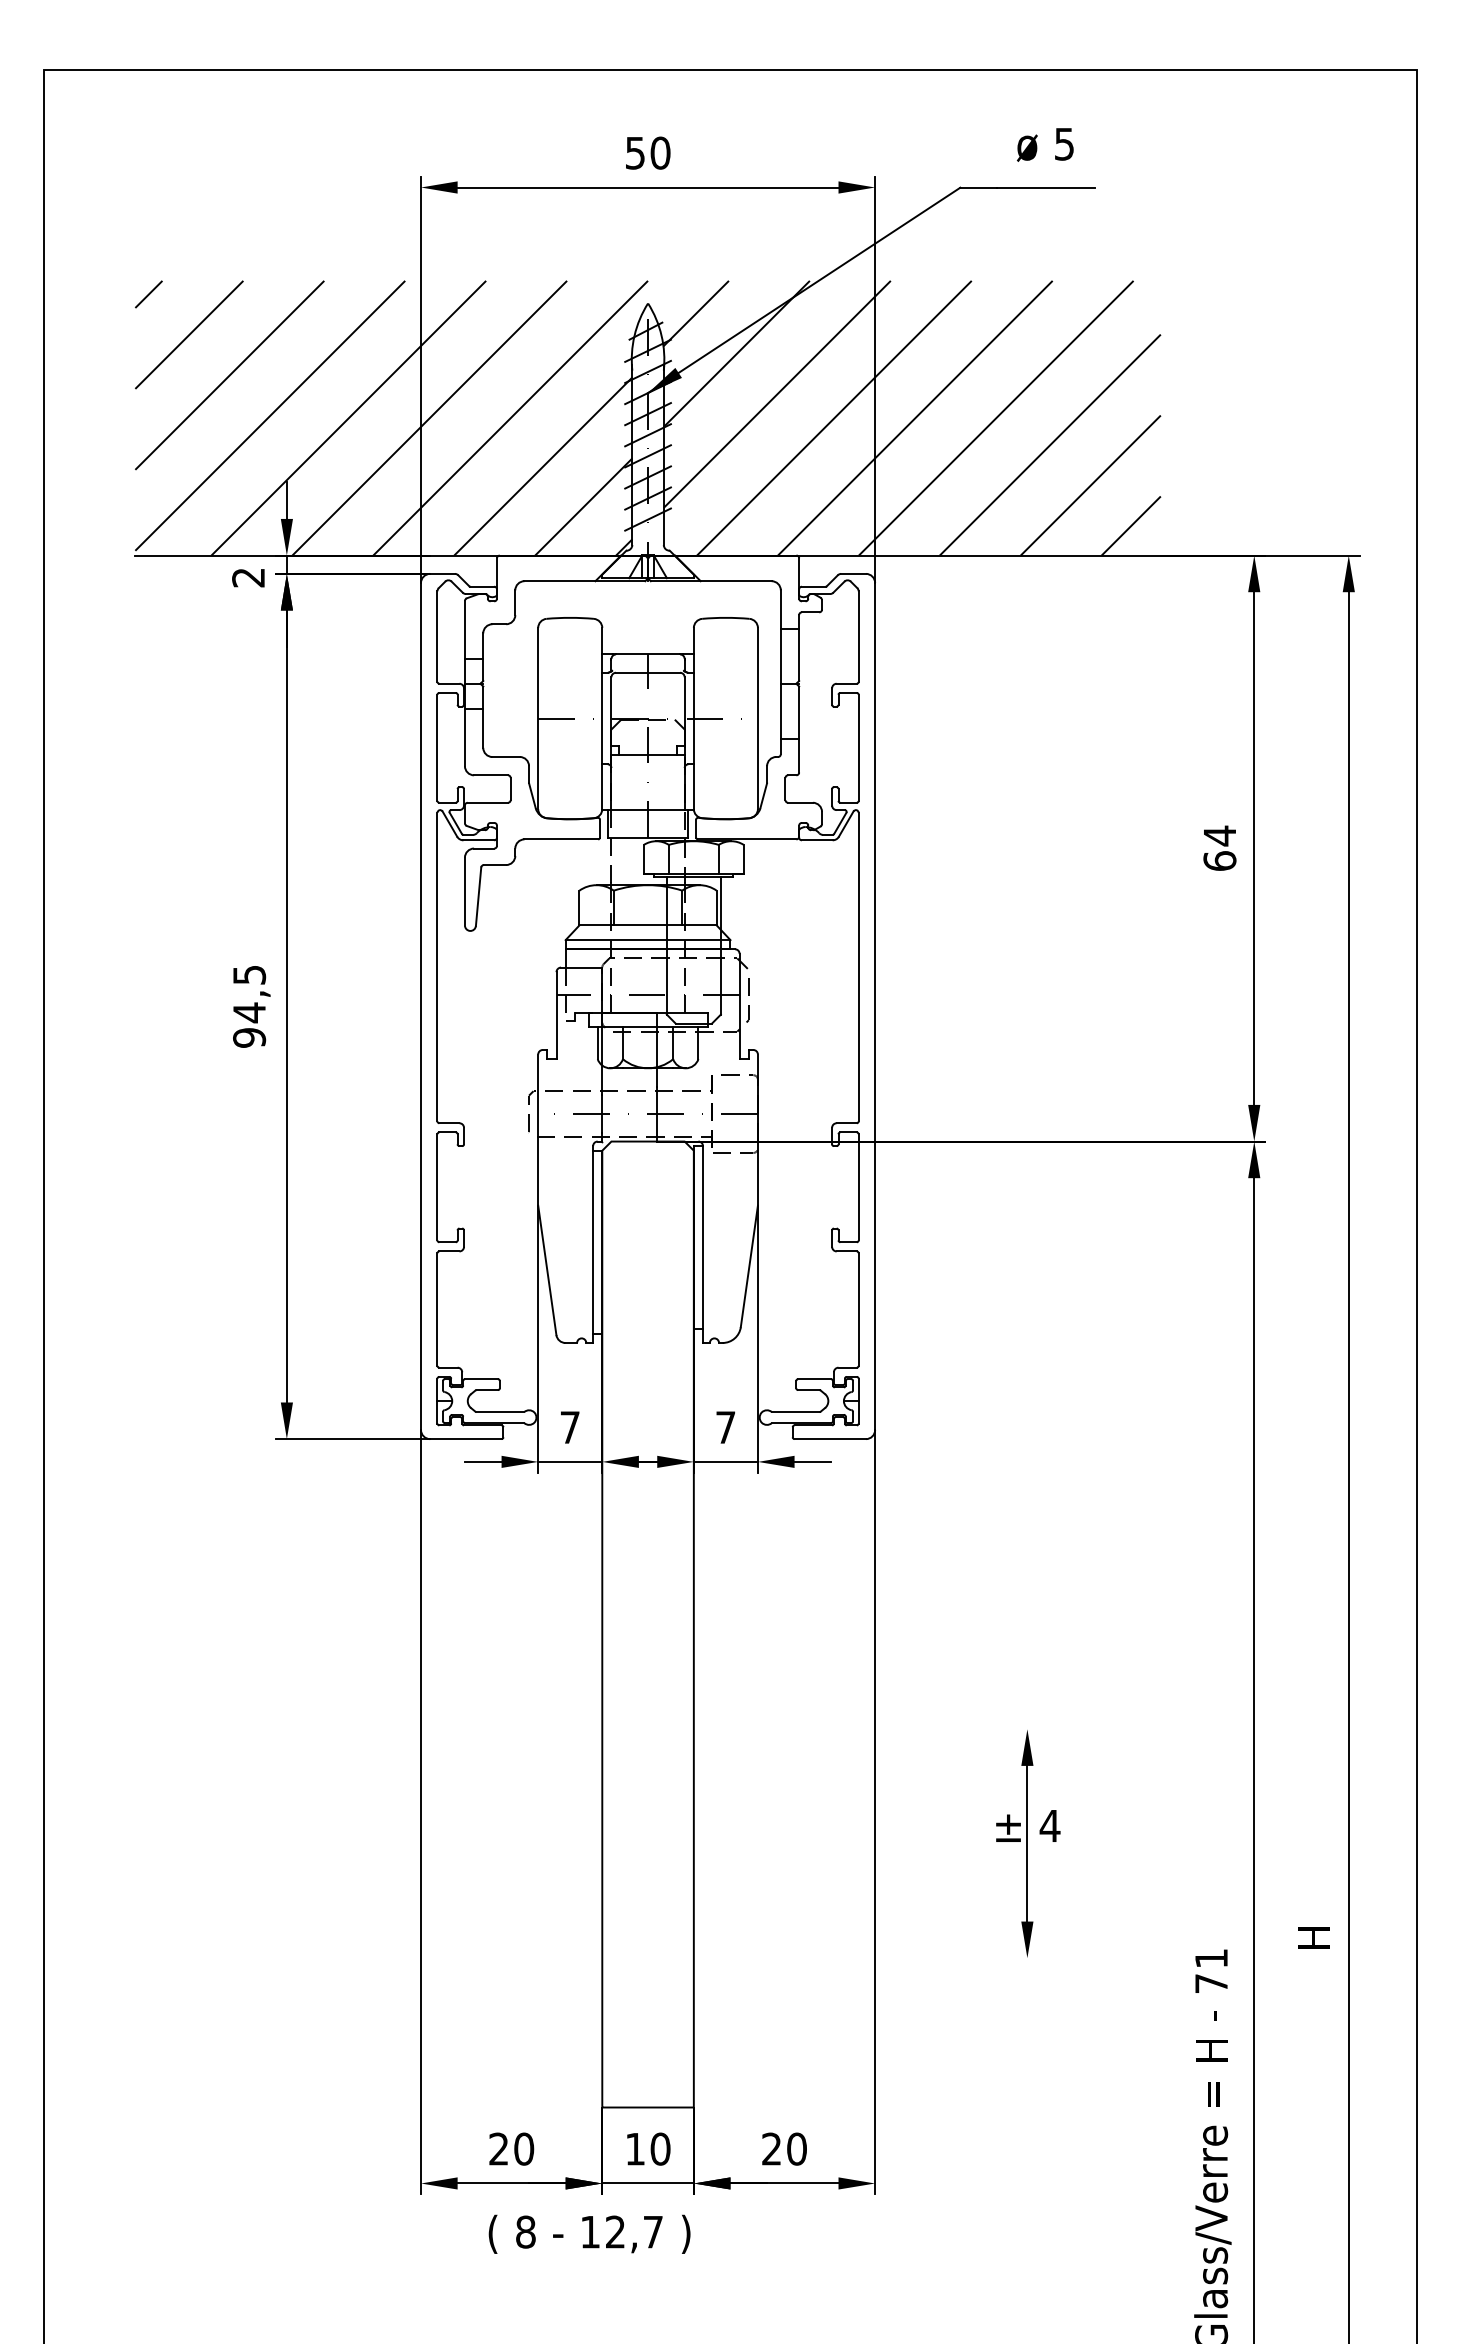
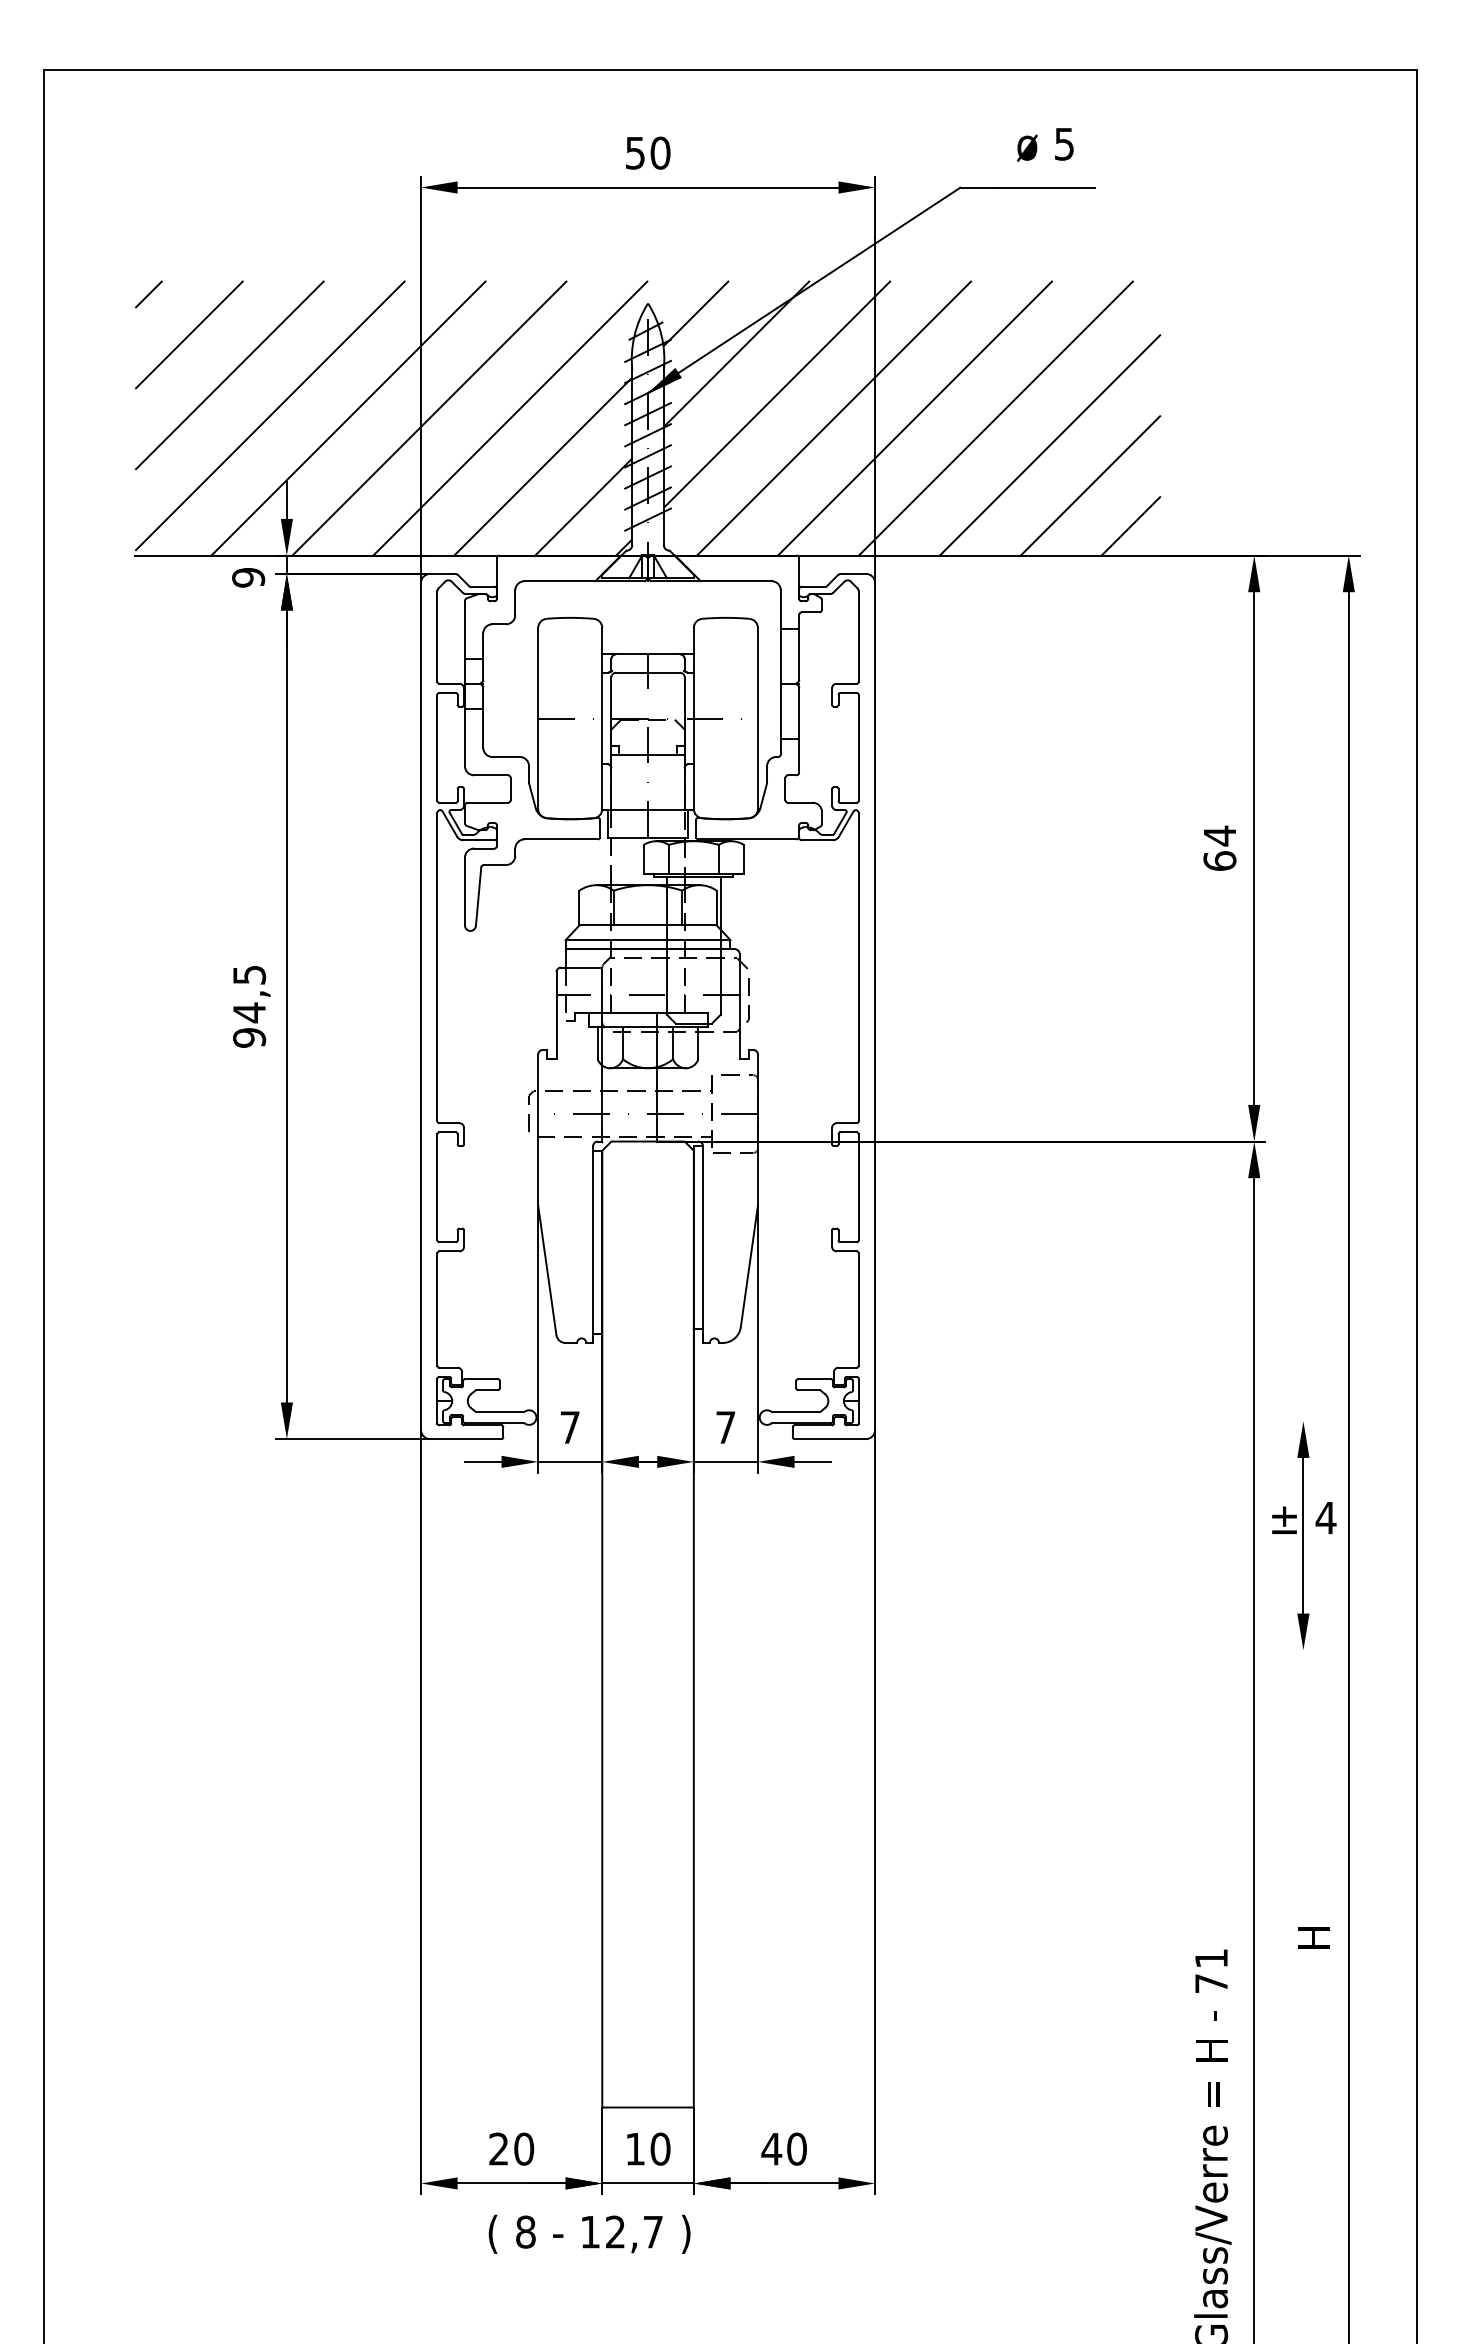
text: 2 -> 9 (248, 577)
part position: (1028, 1843) -> (1304, 1535) (1304, 1535)
text: 20 -> 40 (771, 2148)
